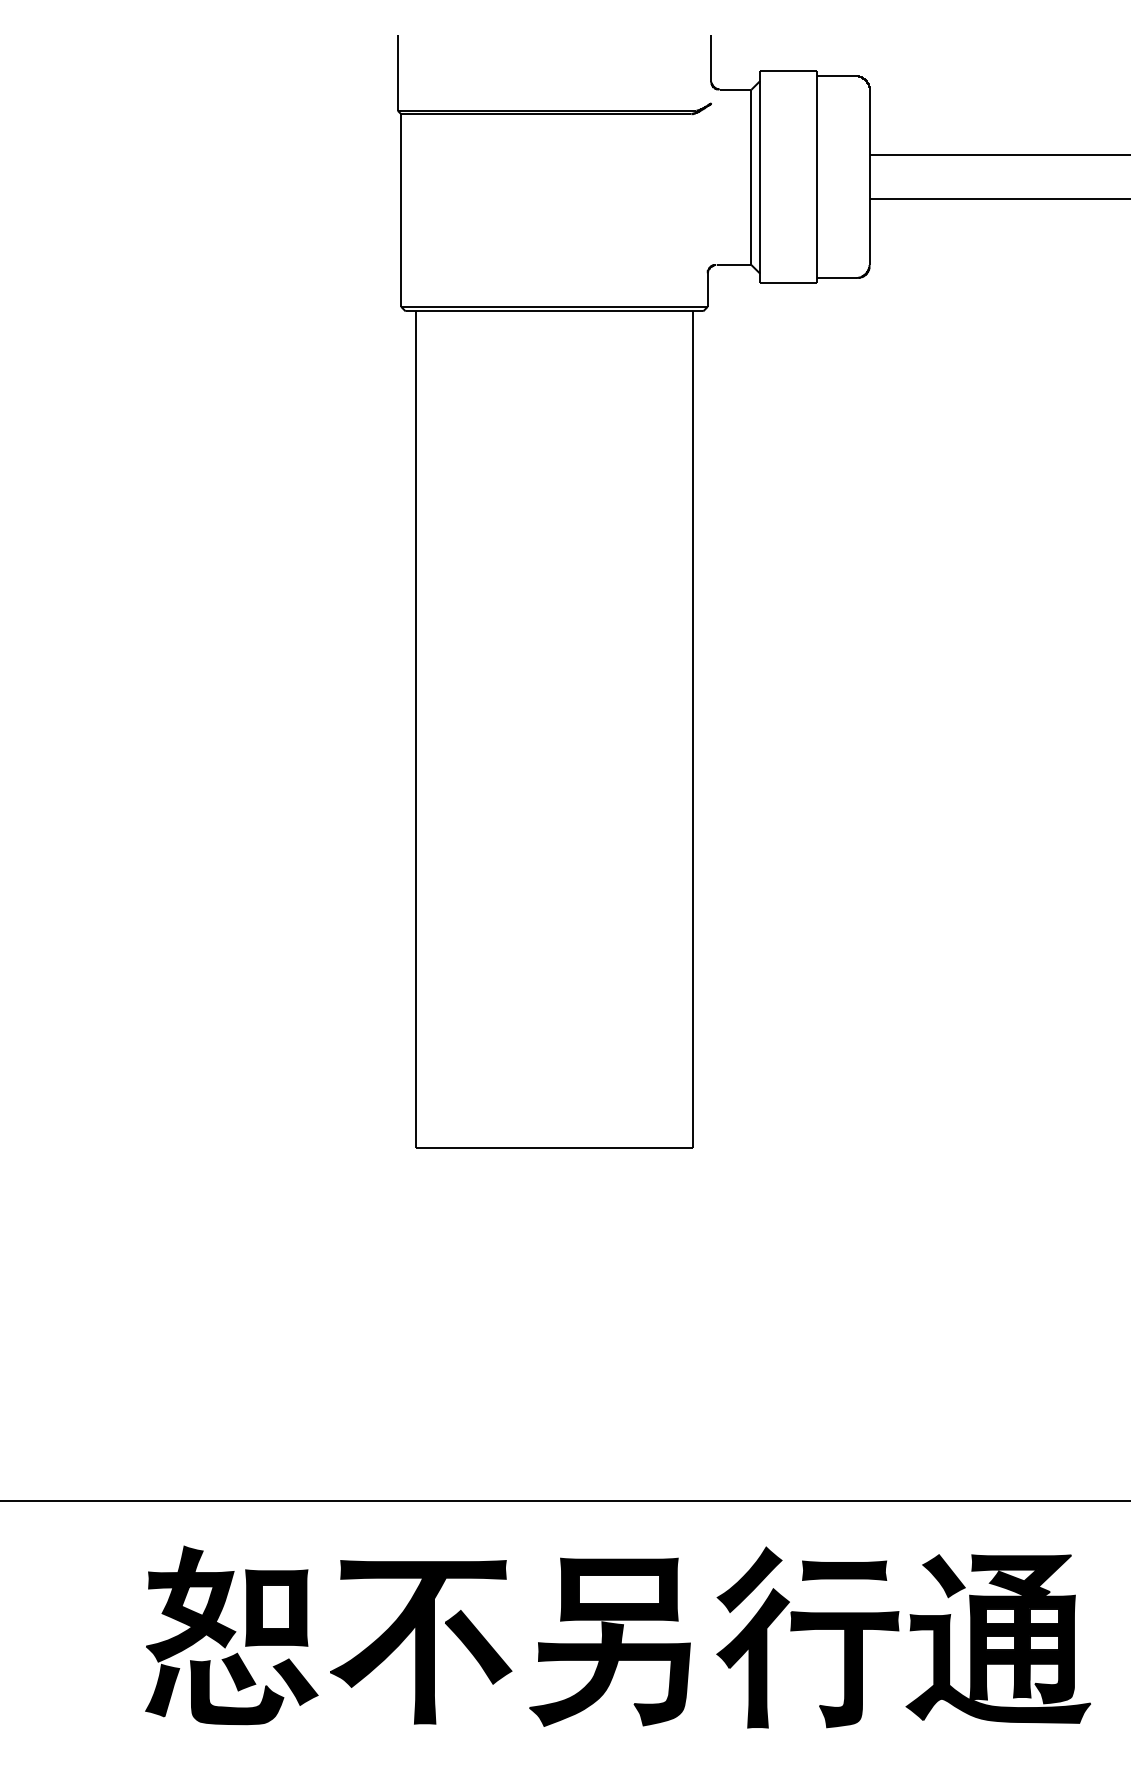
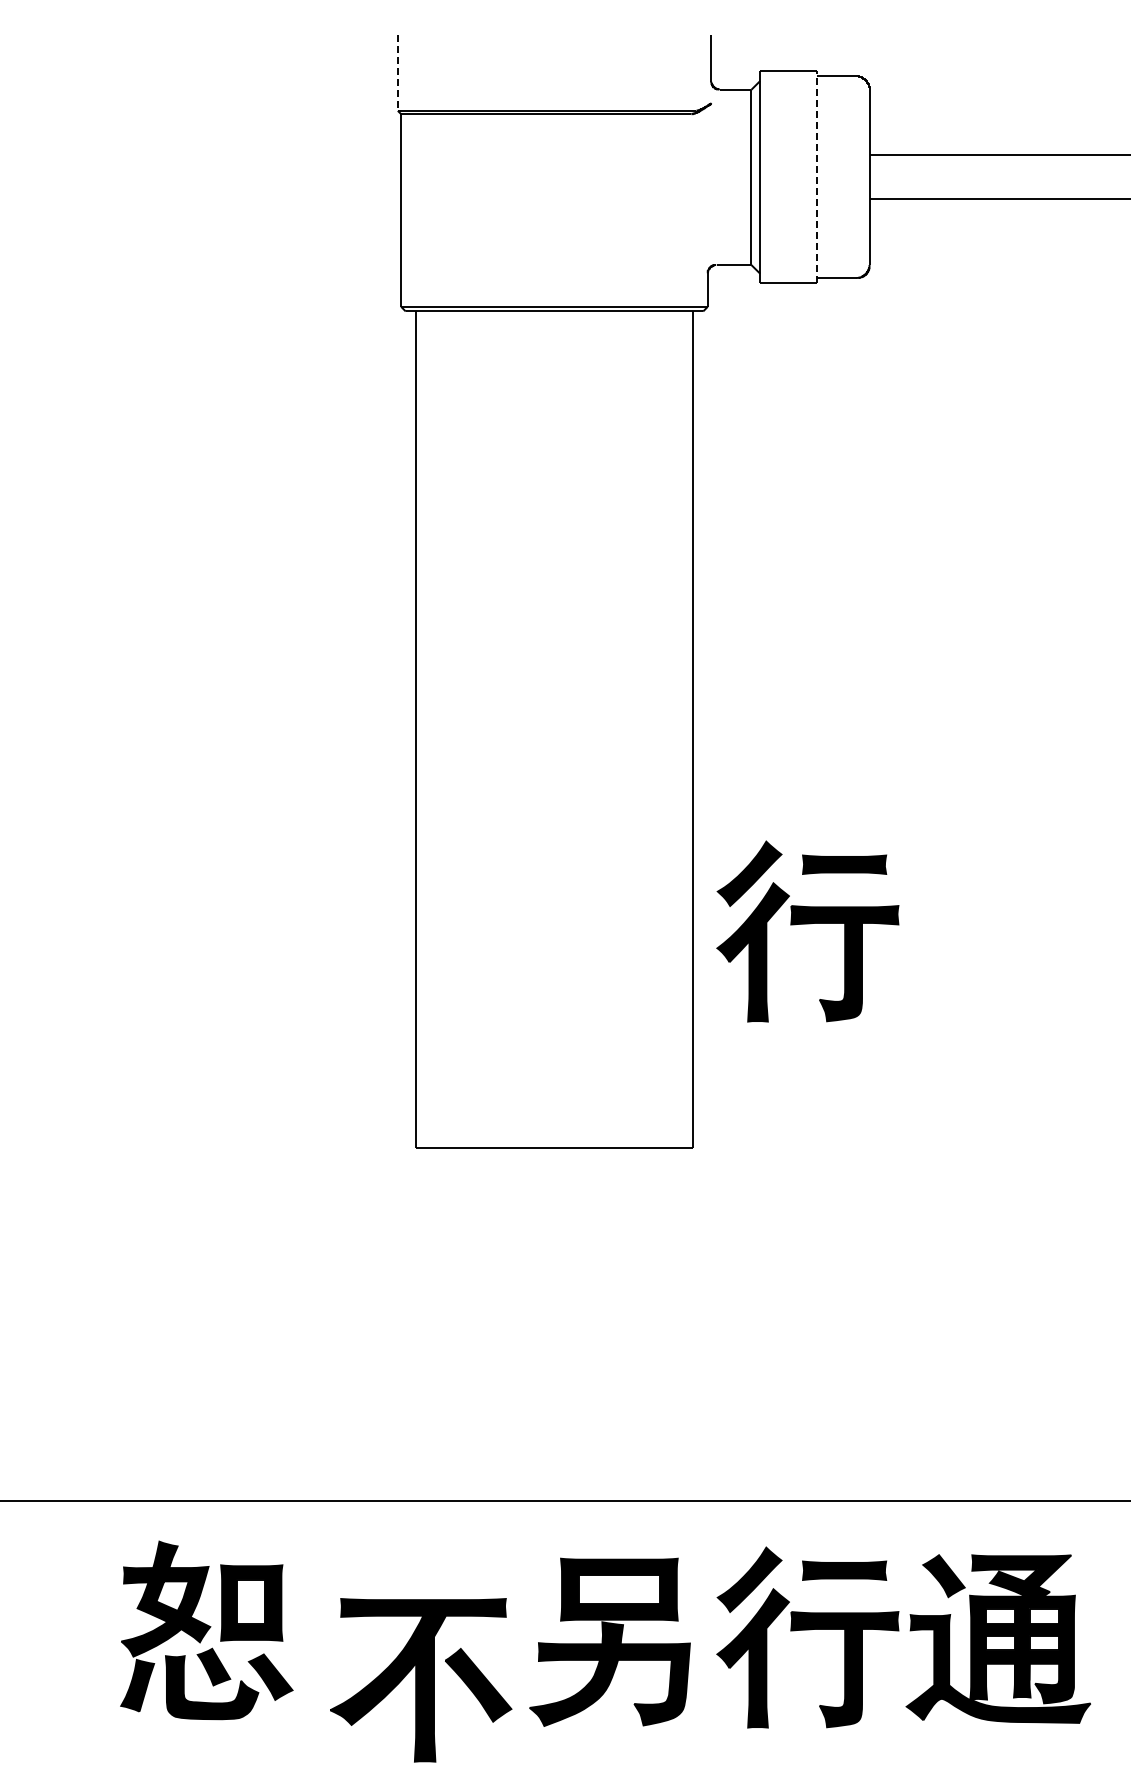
line: solid -> dashed (397, 73)
line: solid -> dashed (817, 177)
part: none -> present (807, 924)
part position: (231, 1635) -> (206, 1630) (206, 1630)
part position: (421, 1642) -> (421, 1680) (421, 1680)
